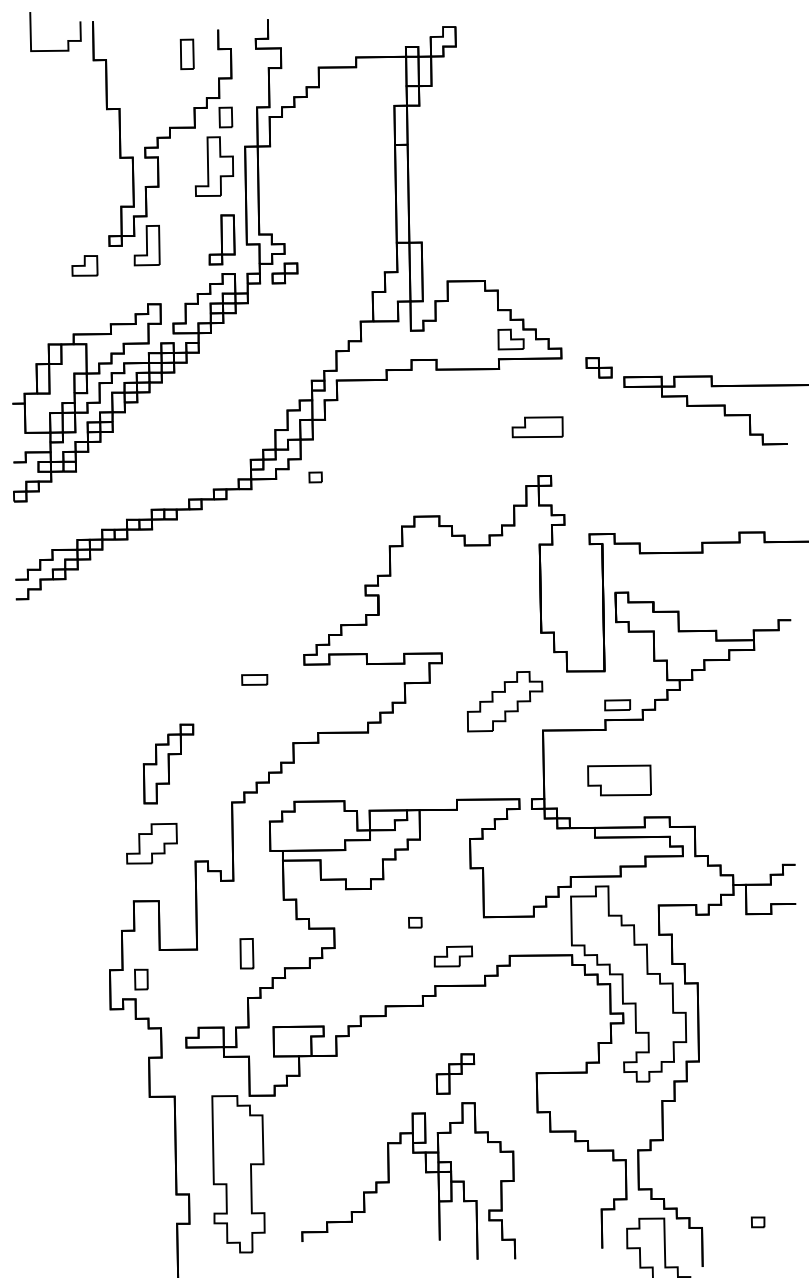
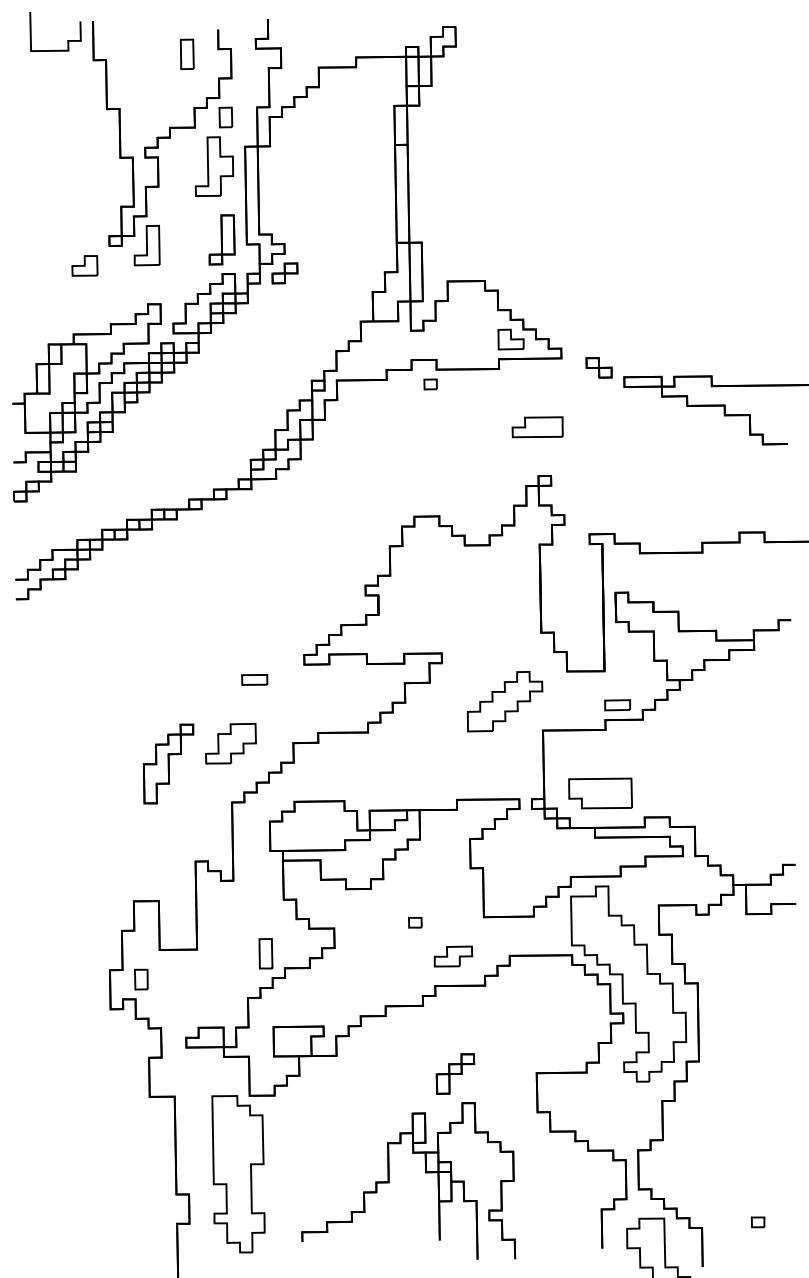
part position: (315, 477) -> (430, 384) (430, 384)
part position: (619, 780) -> (600, 793) (600, 793)
part position: (151, 843) -> (230, 743) (230, 743)
part position: (246, 953) -> (265, 953) (265, 953)
